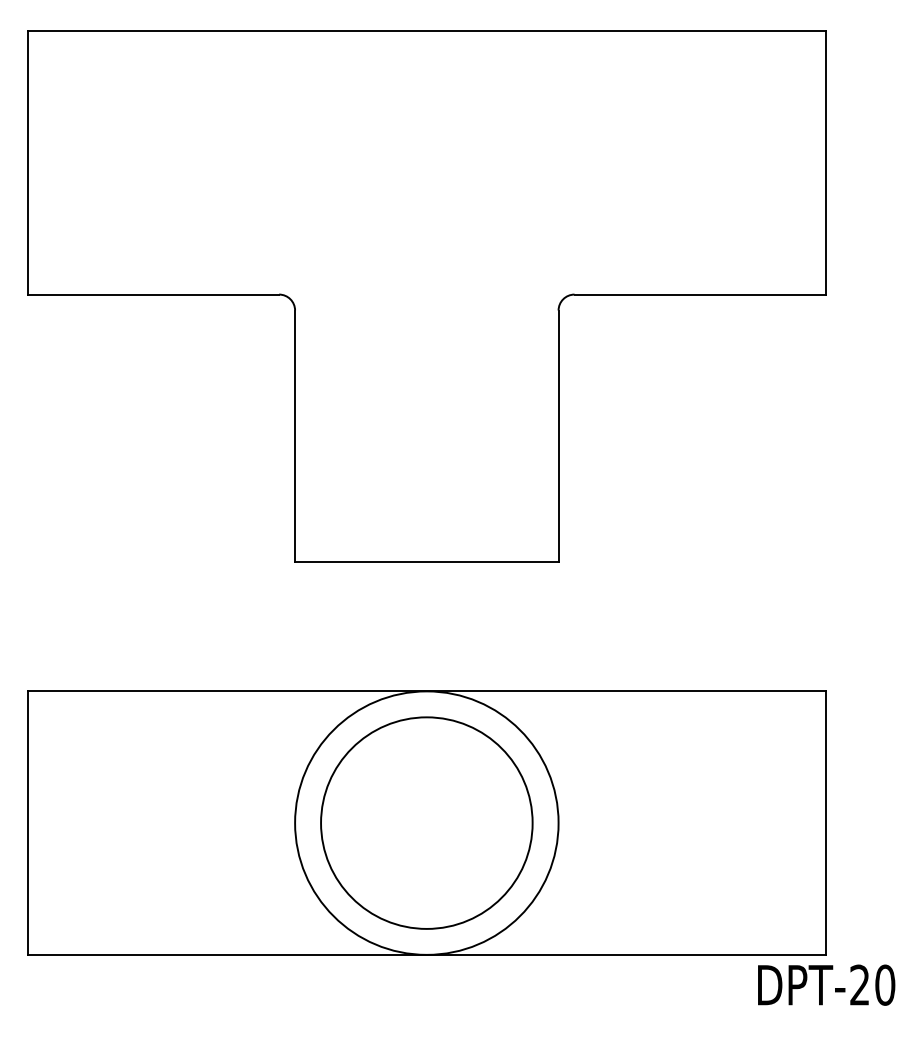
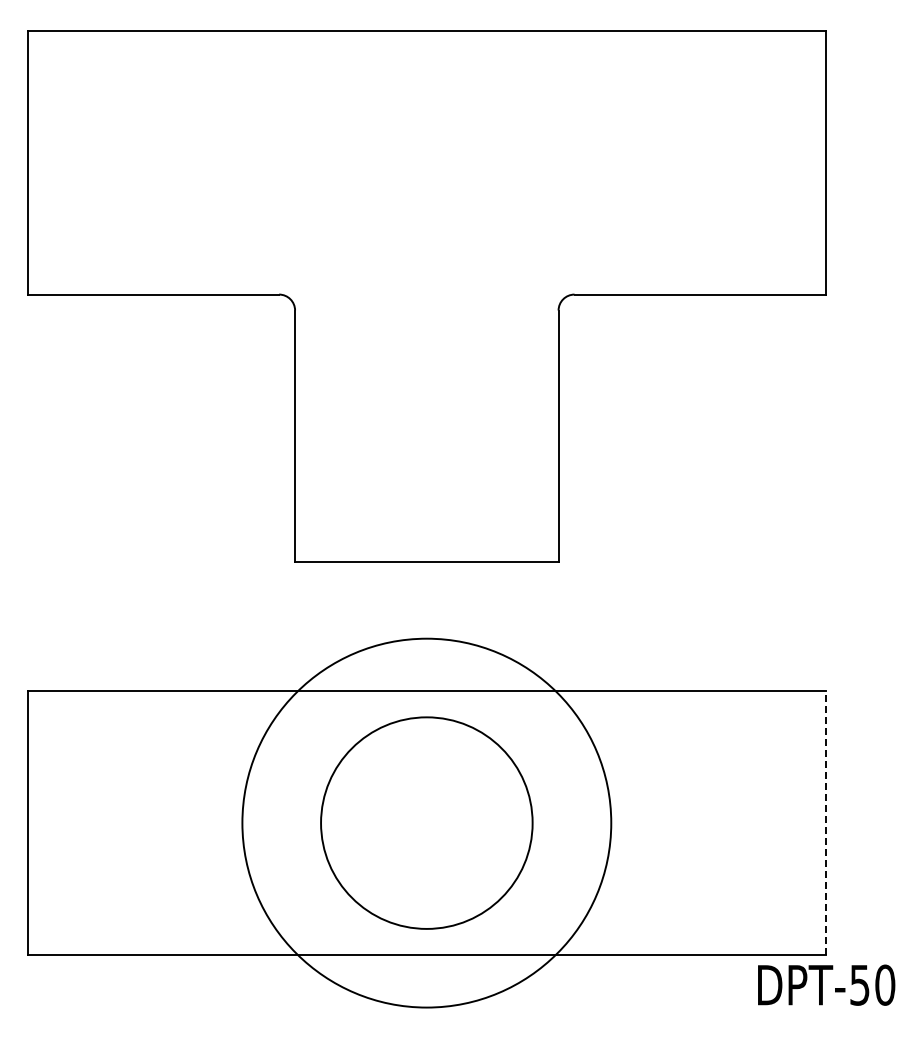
circle diameter: 263 px -> 369 px (426, 822)
line: solid -> dashed (826, 823)
text: DPT-20 -> DPT-50 (859, 984)
